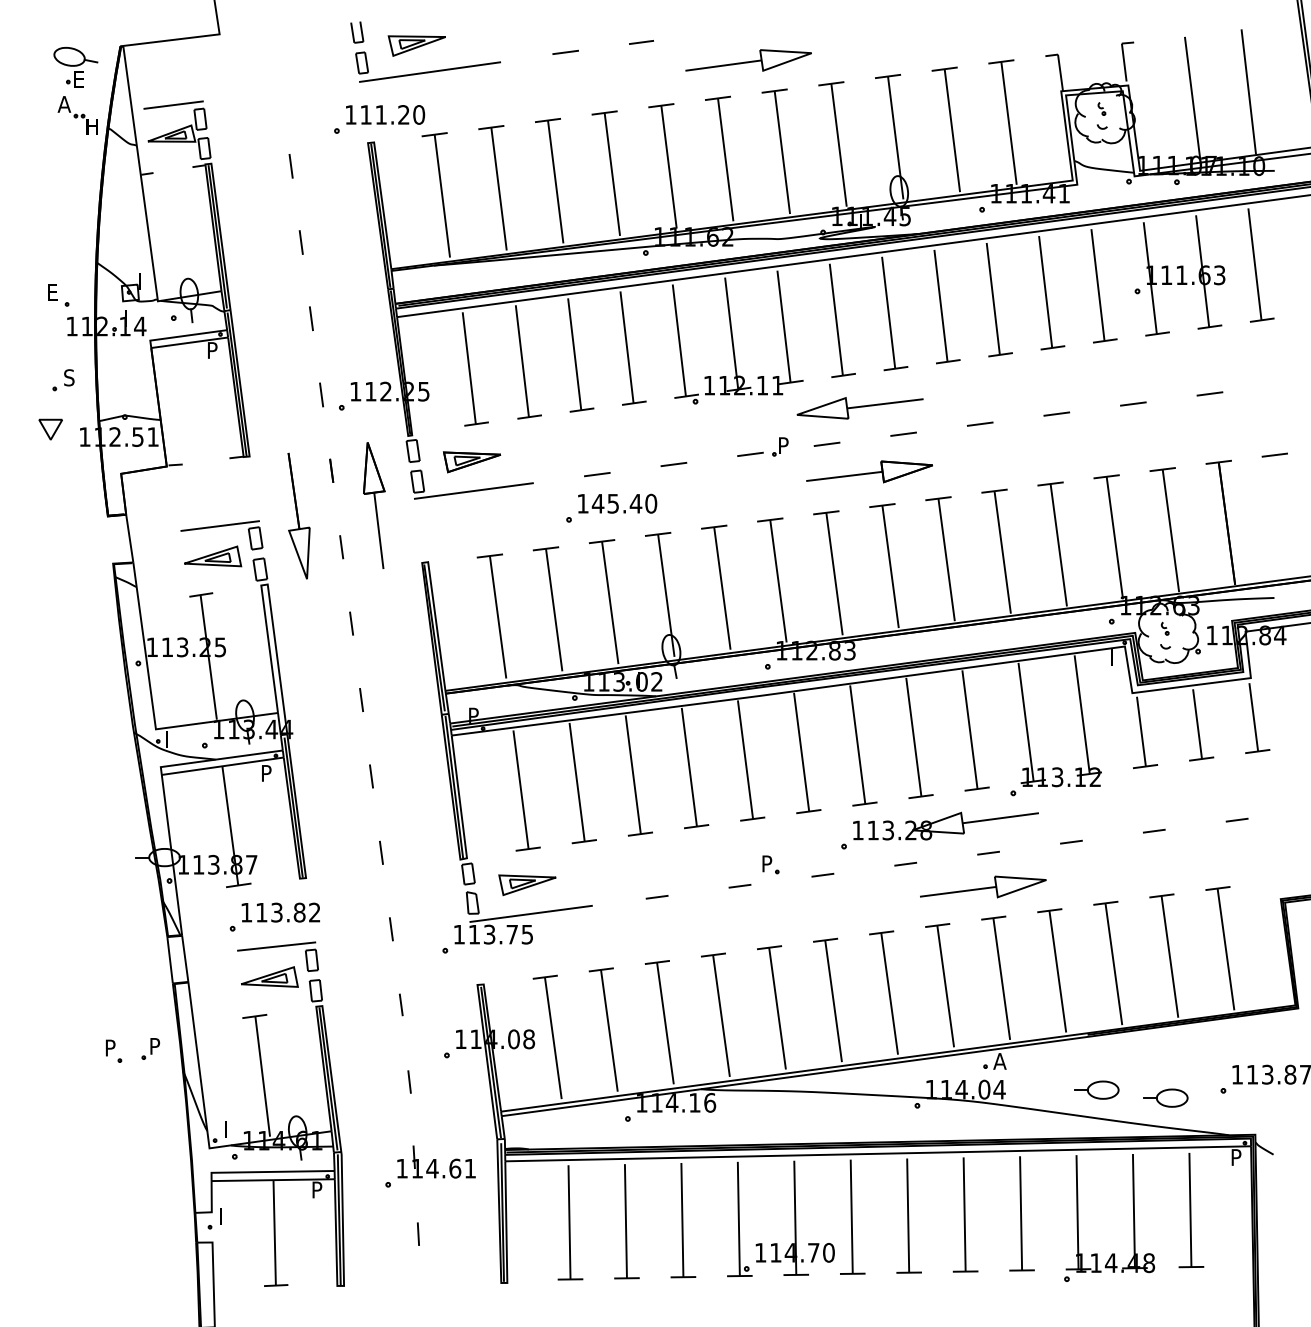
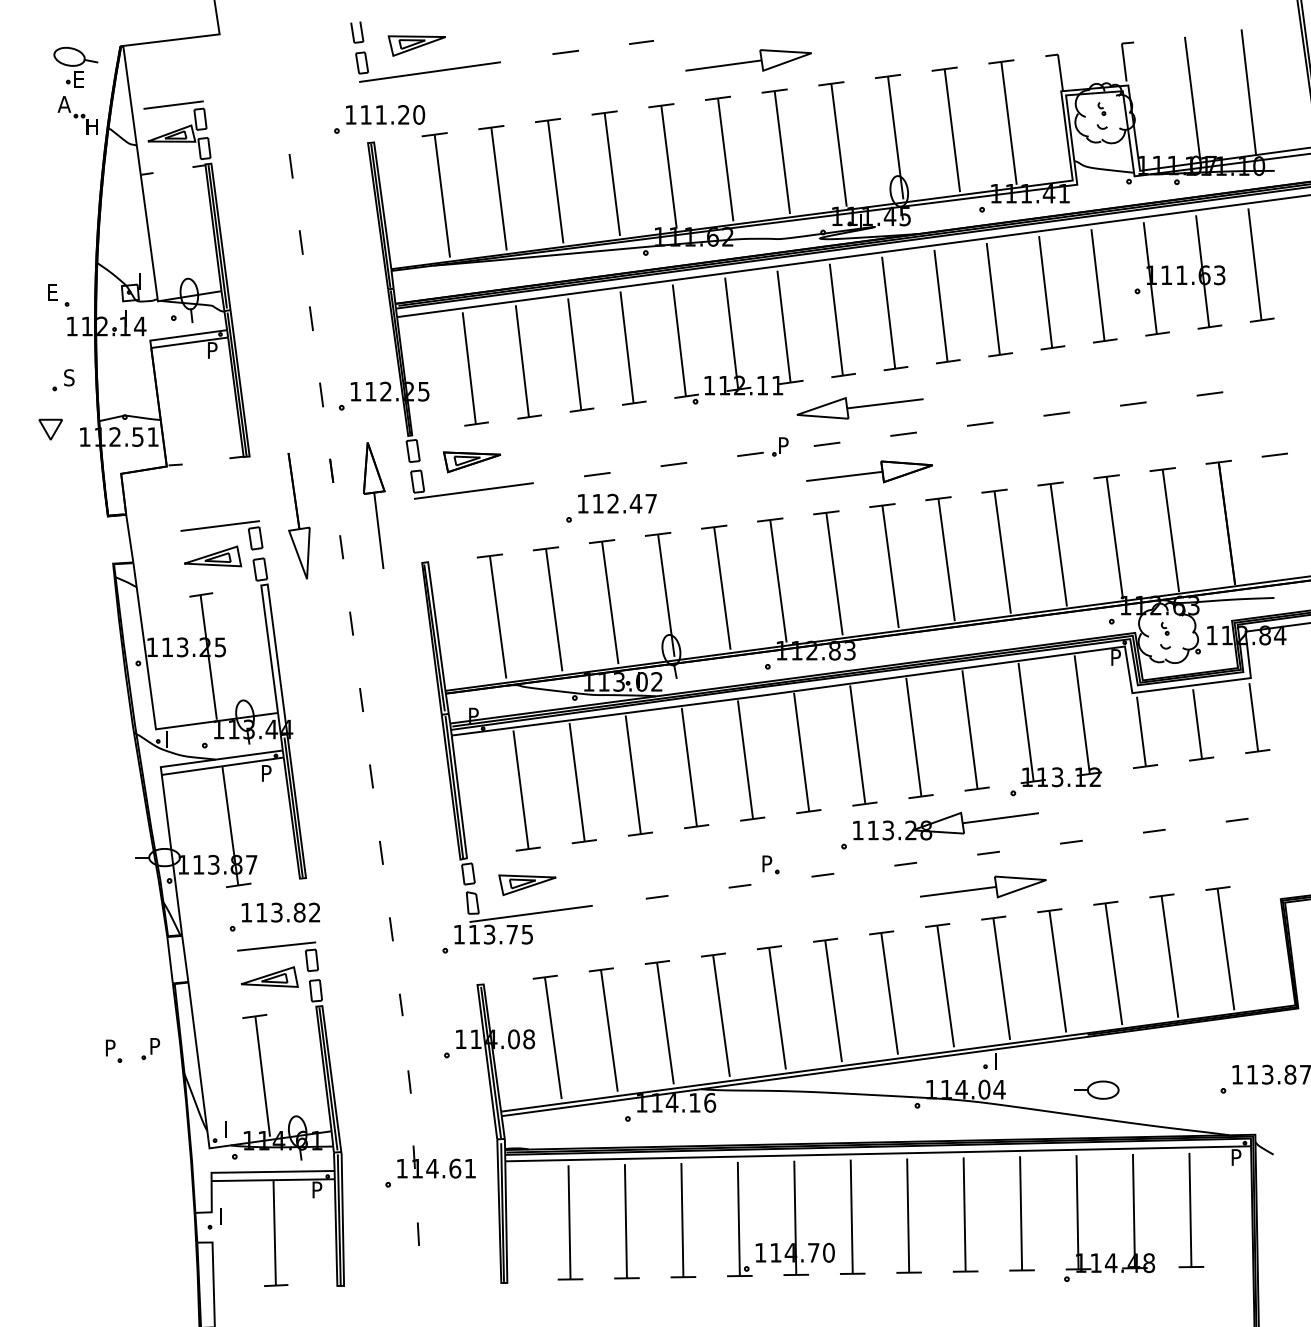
text: 145.40 -> 112.47 (624, 503)
text: I -> P (1115, 657)
text: A -> I (999, 1061)
part: present -> none (1165, 1097)
